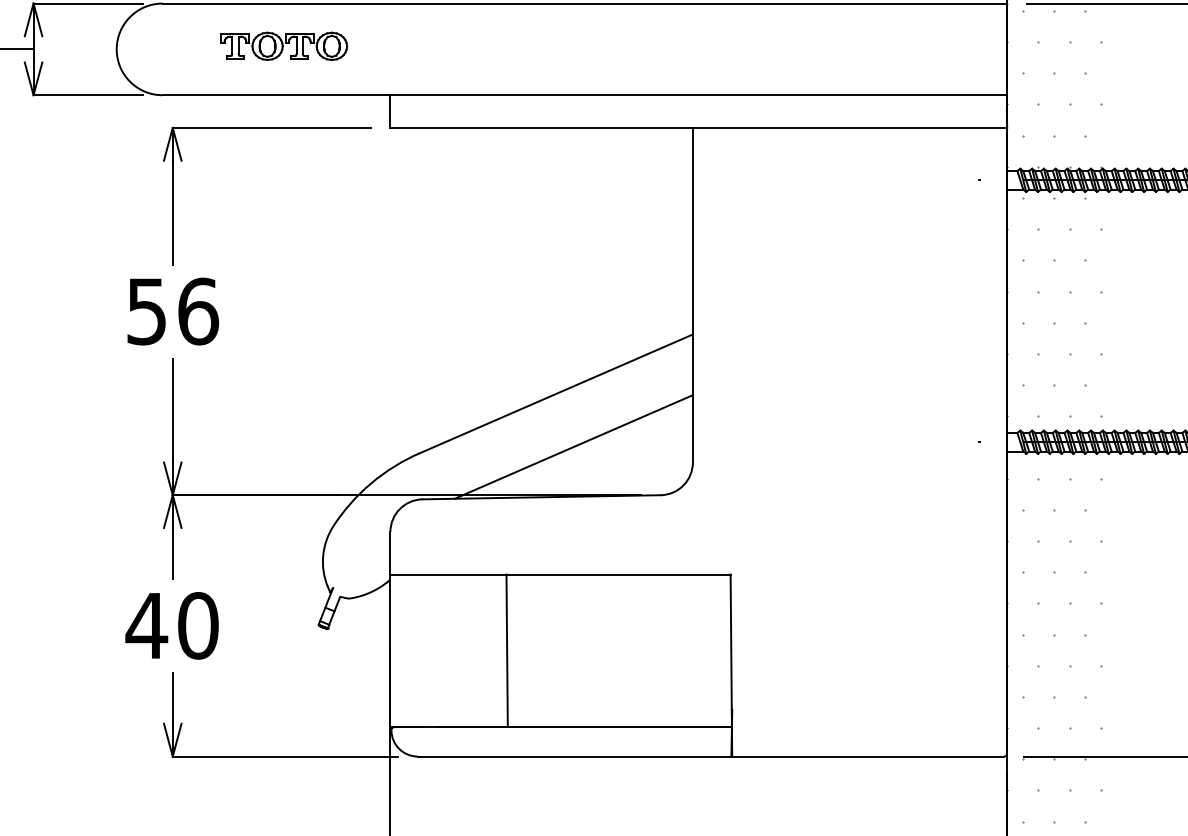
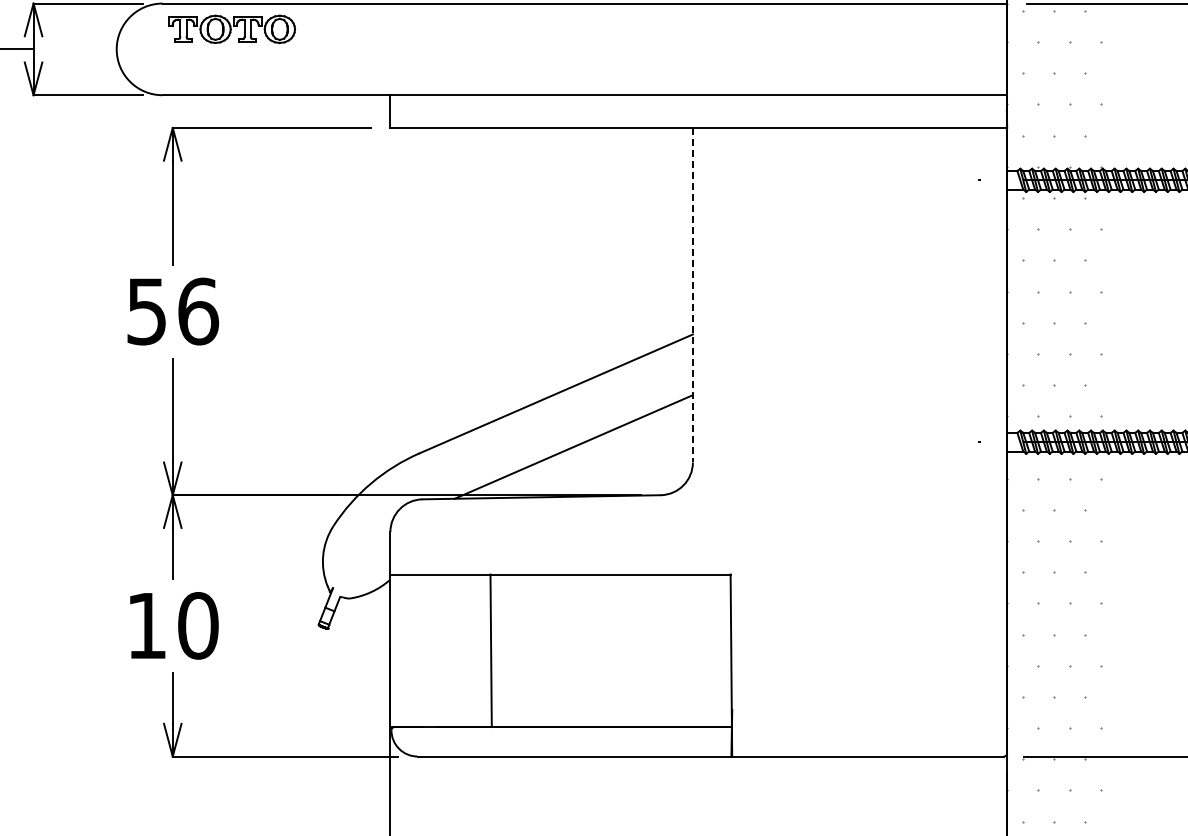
part position: (283, 46) -> (231, 29) (231, 29)
line: solid -> dashed (692, 295)
text: 40 -> 10 (146, 625)
line position: (506, 650) -> (490, 650) (490, 650)
